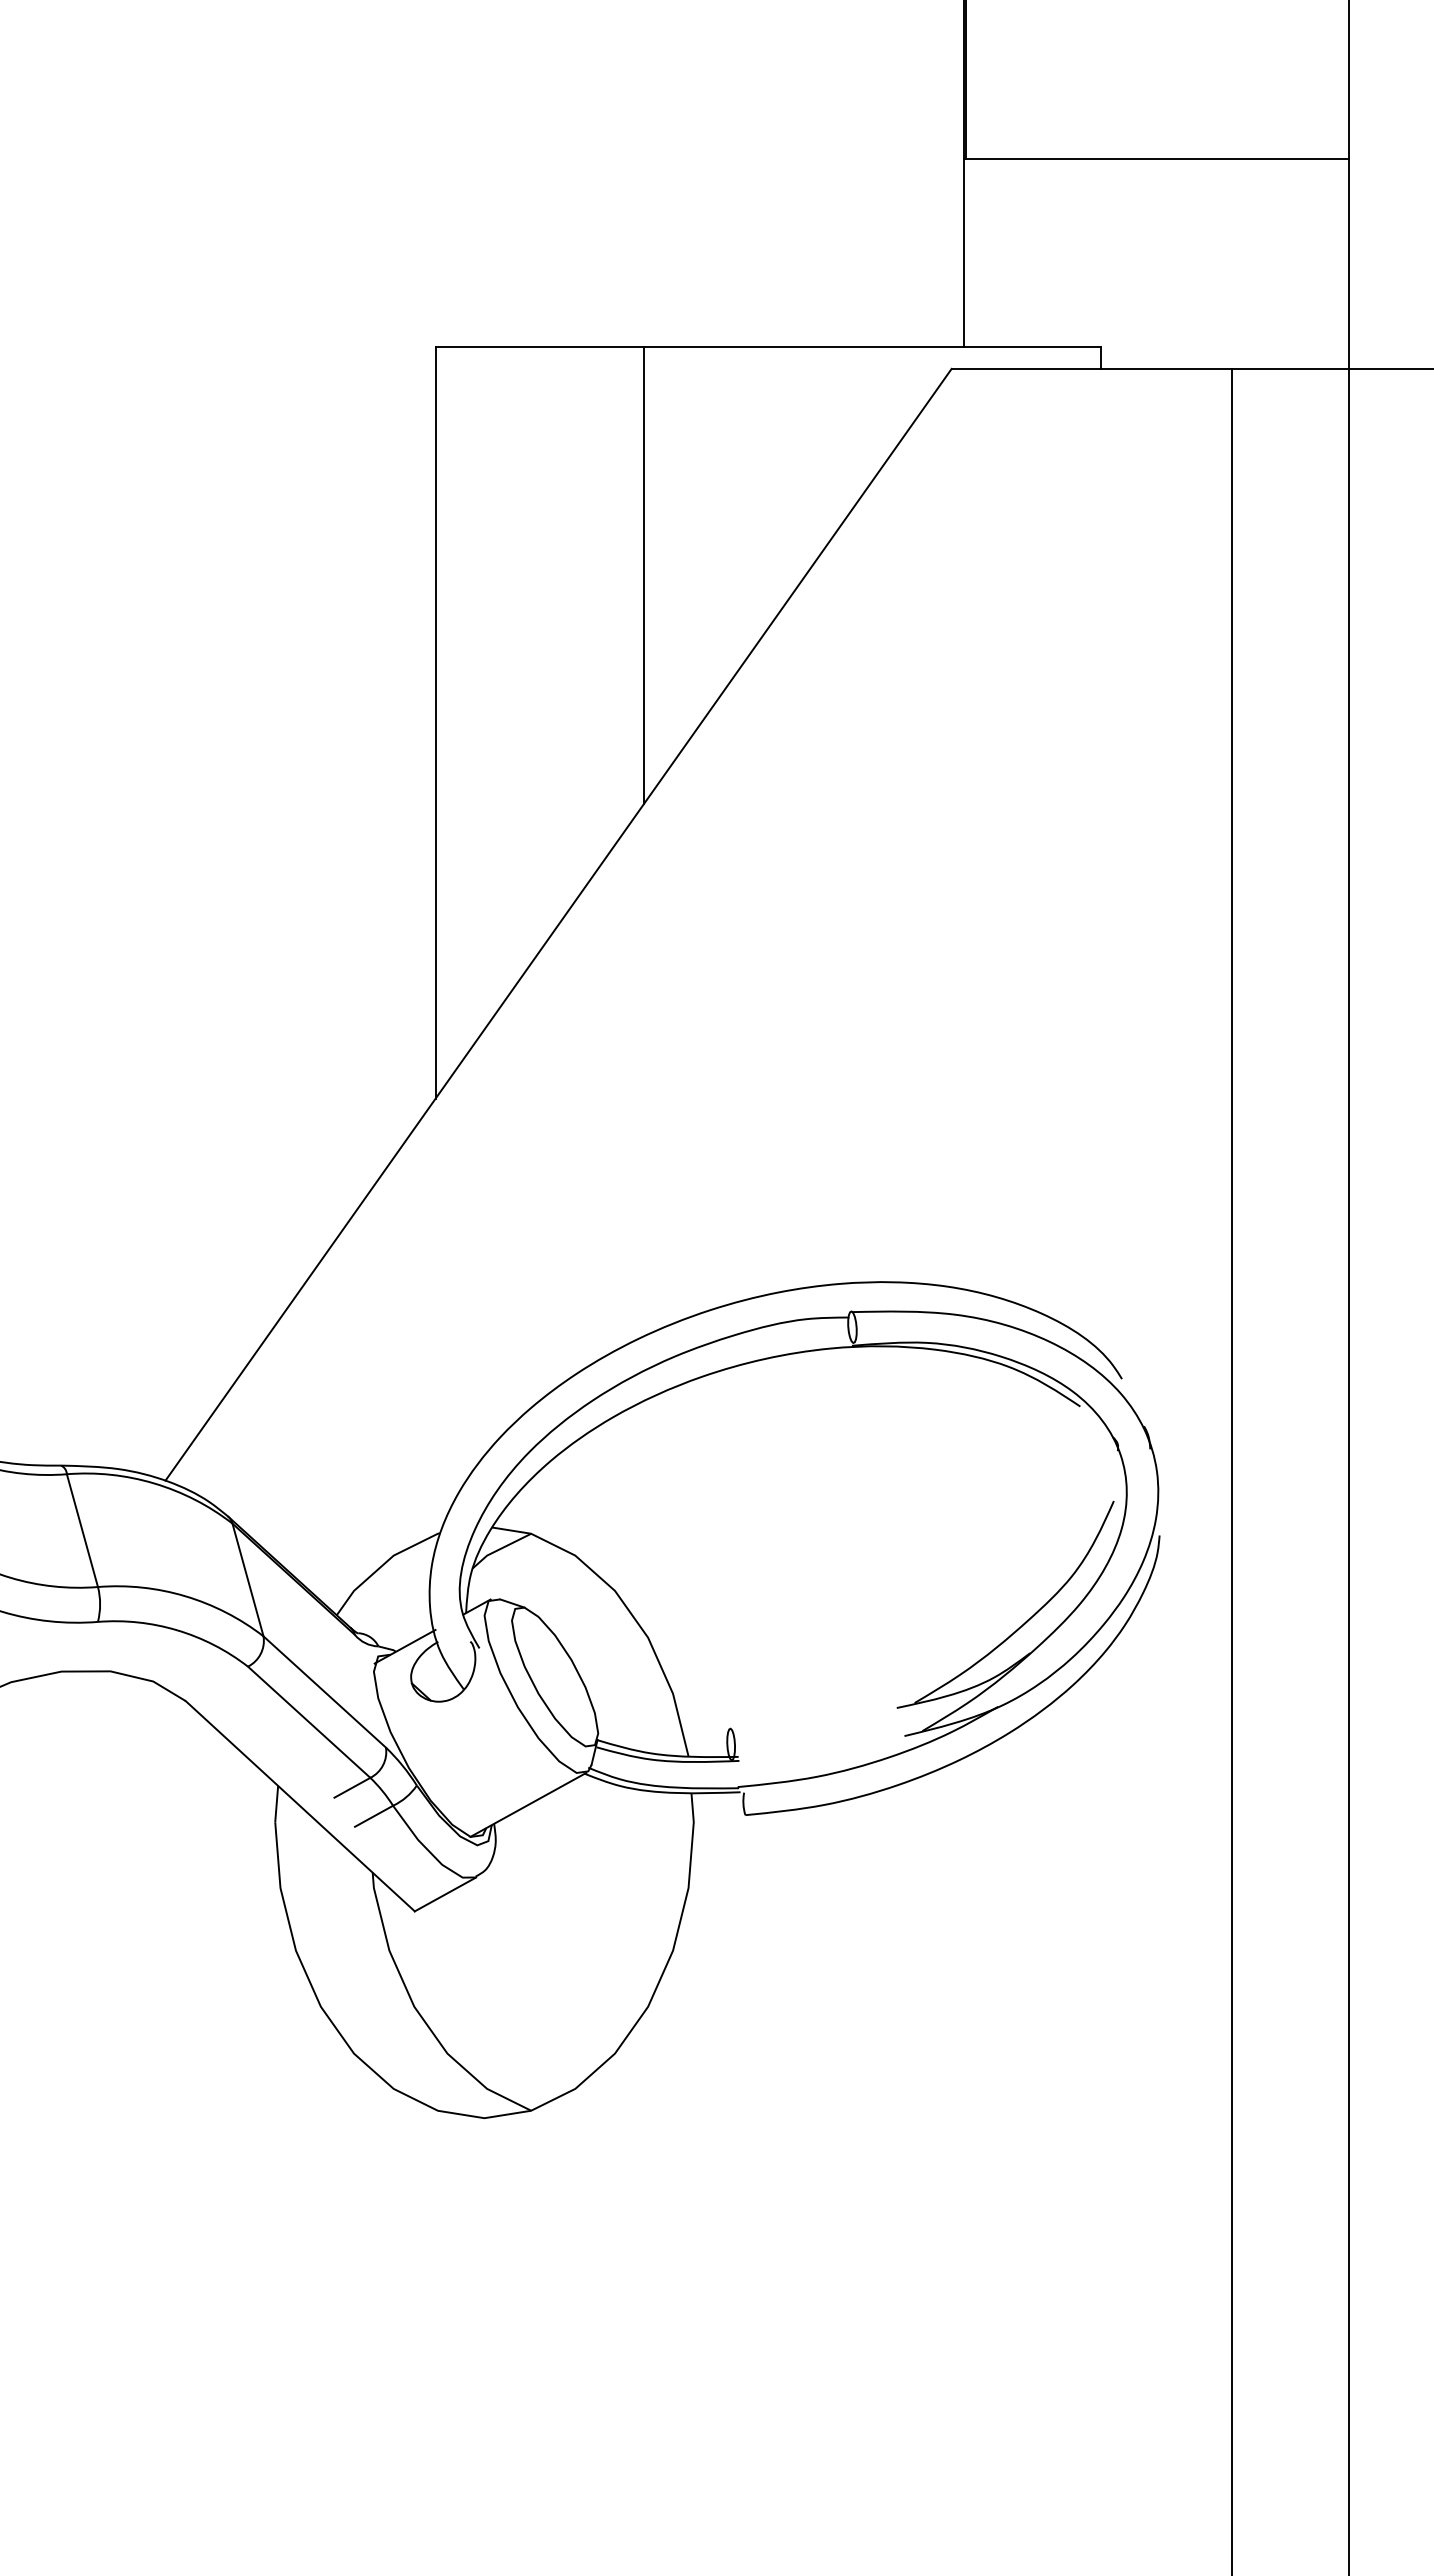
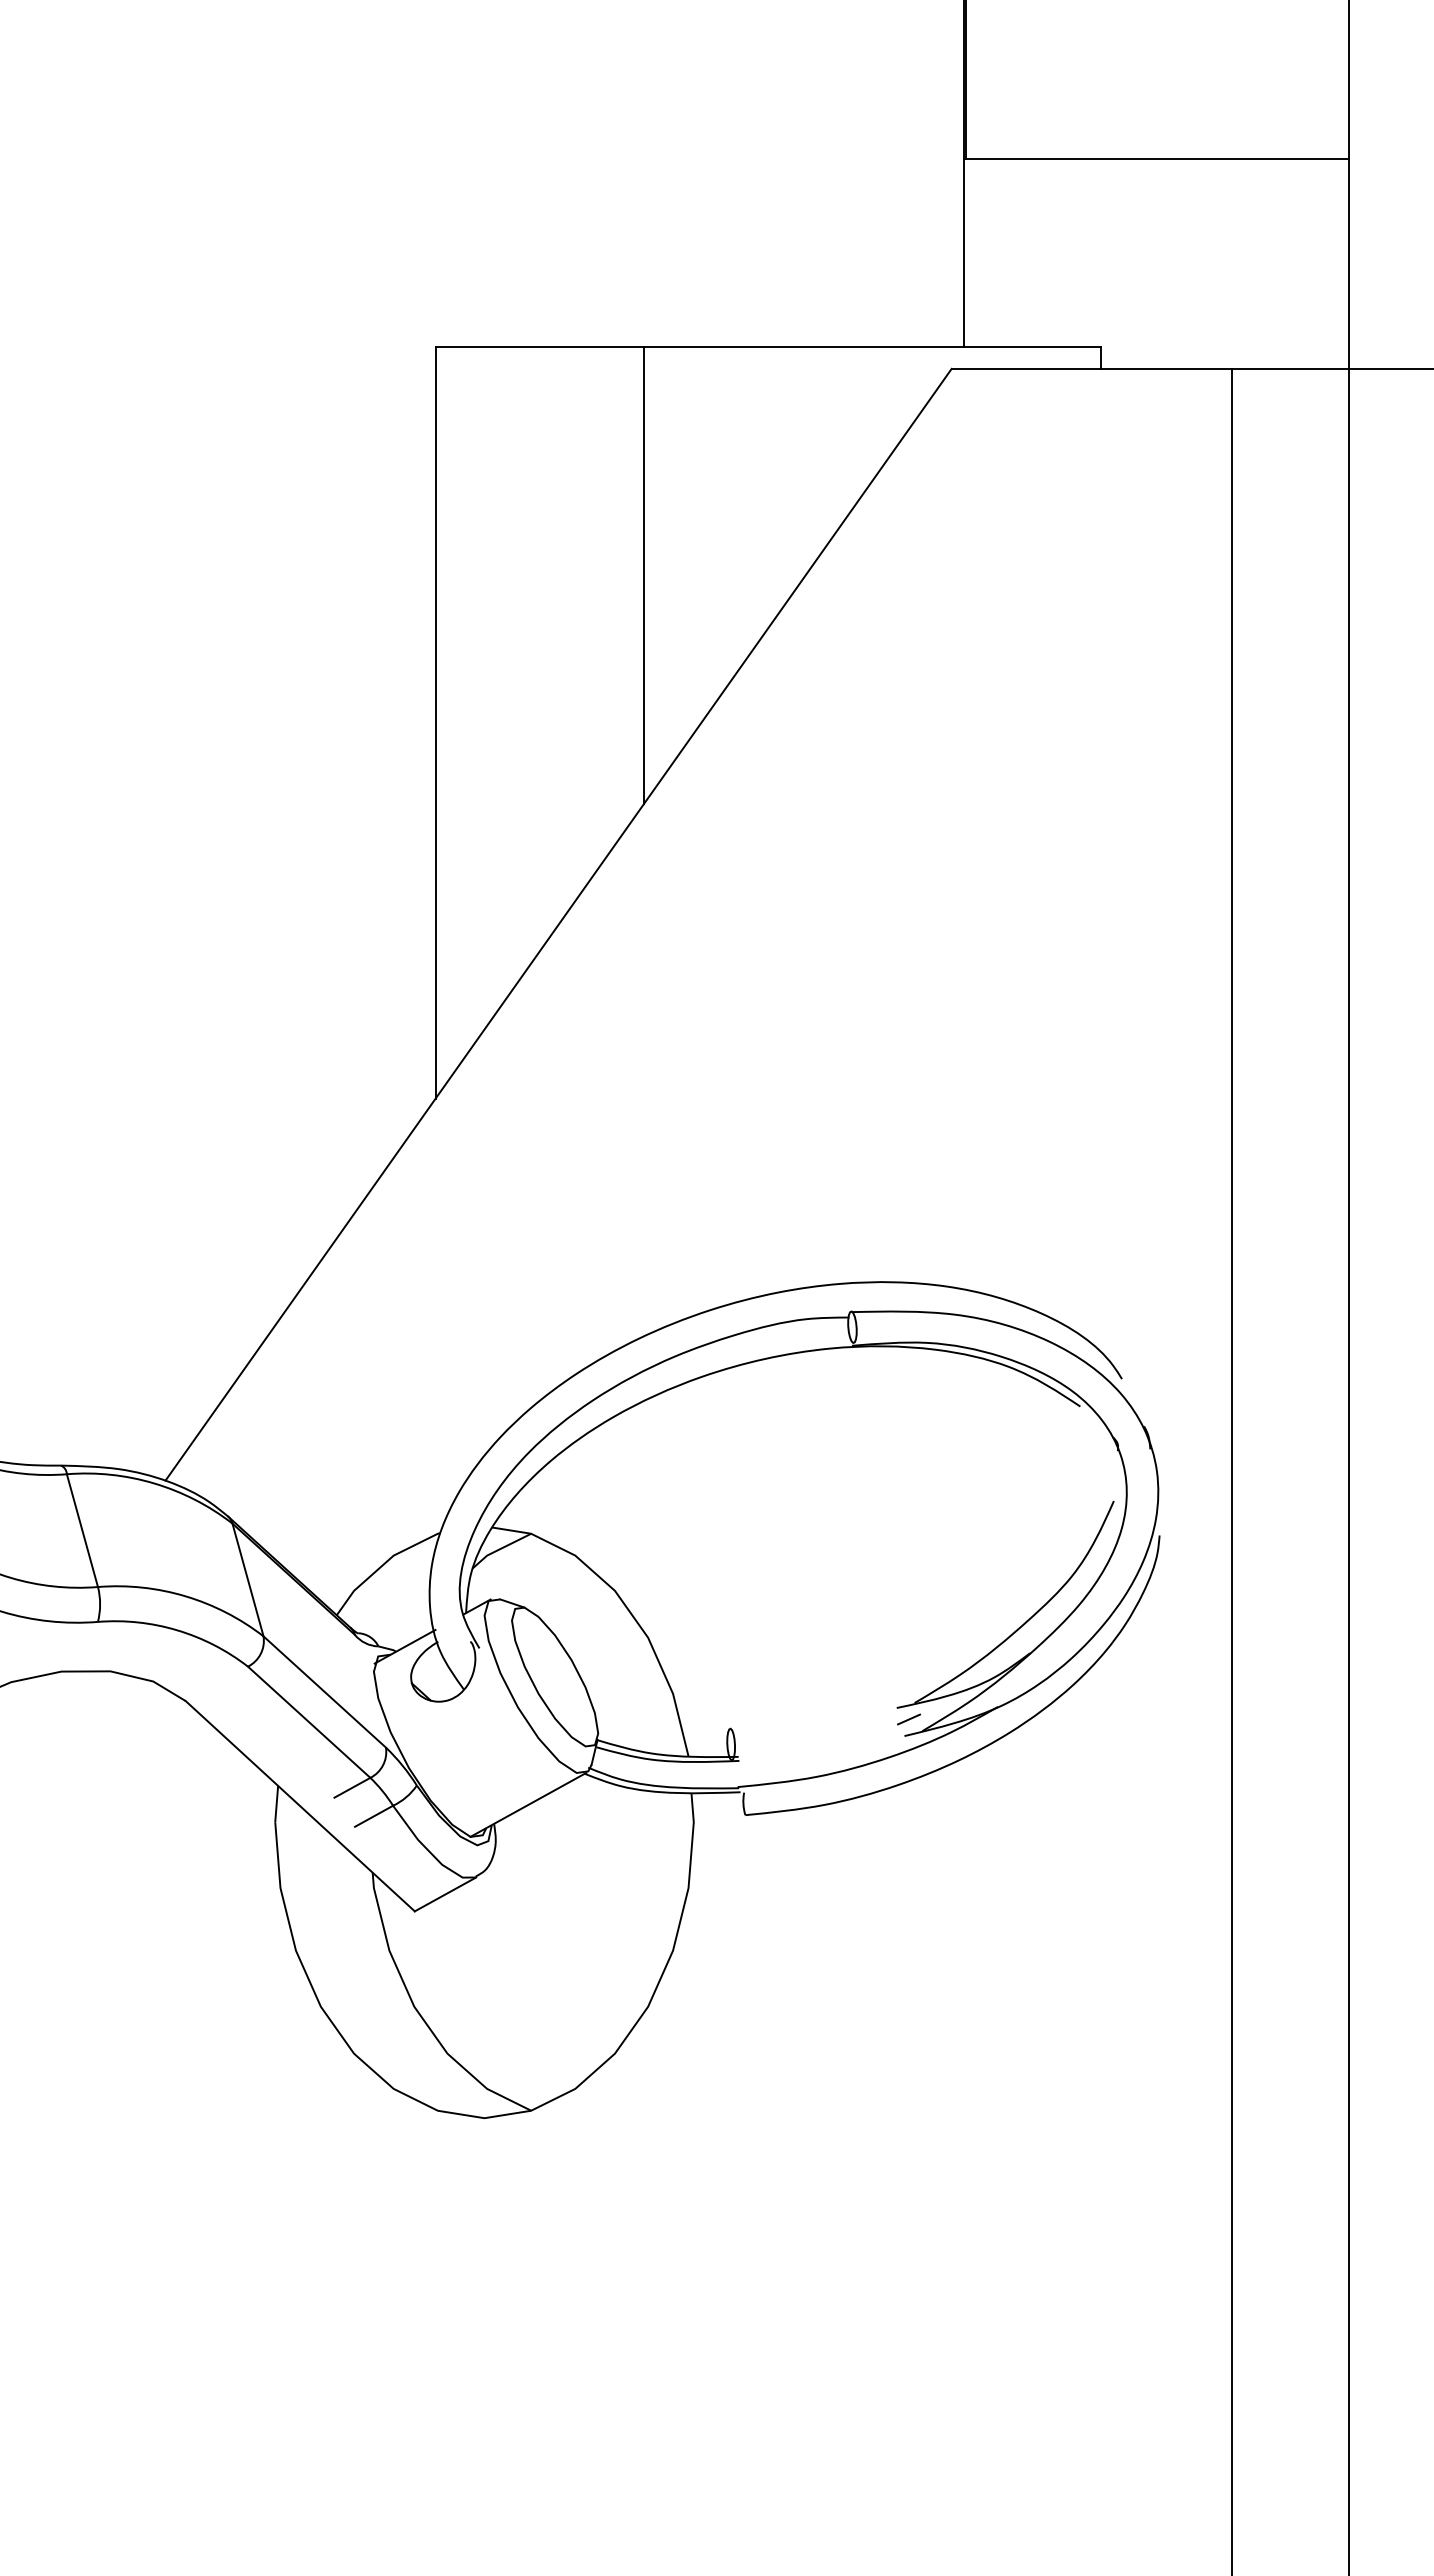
line: none -> present (909, 1719)
